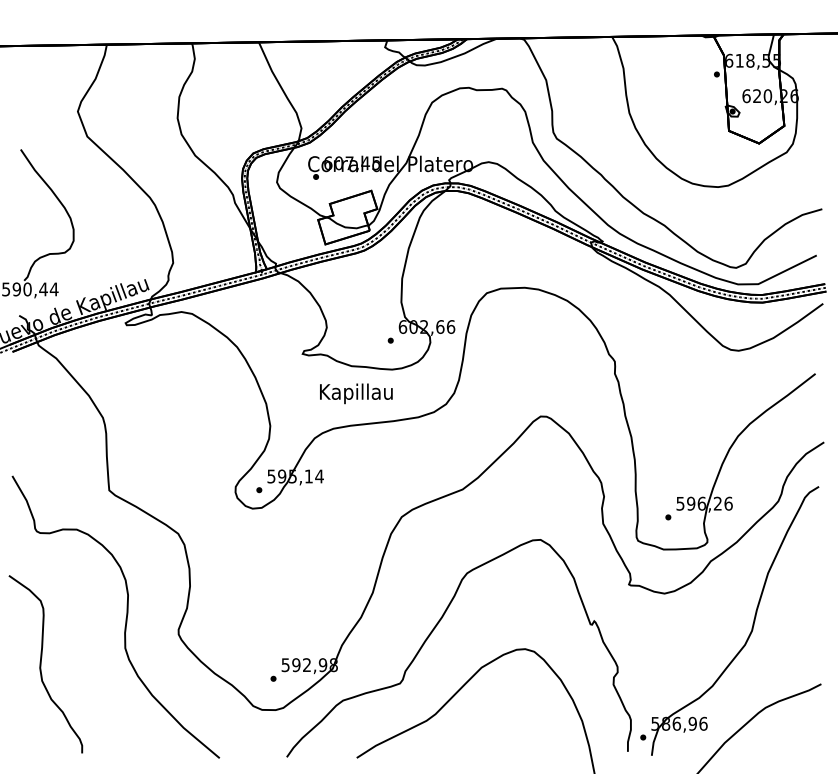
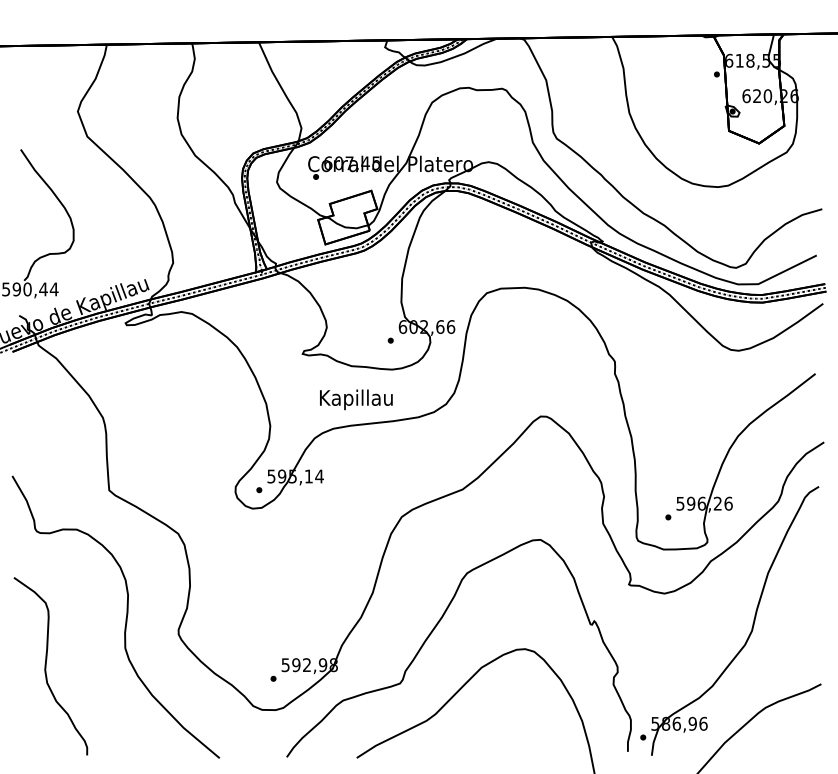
text position: (356, 393) -> (356, 399) (356, 399)
curve position: (41, 664) -> (46, 666) (46, 666)
